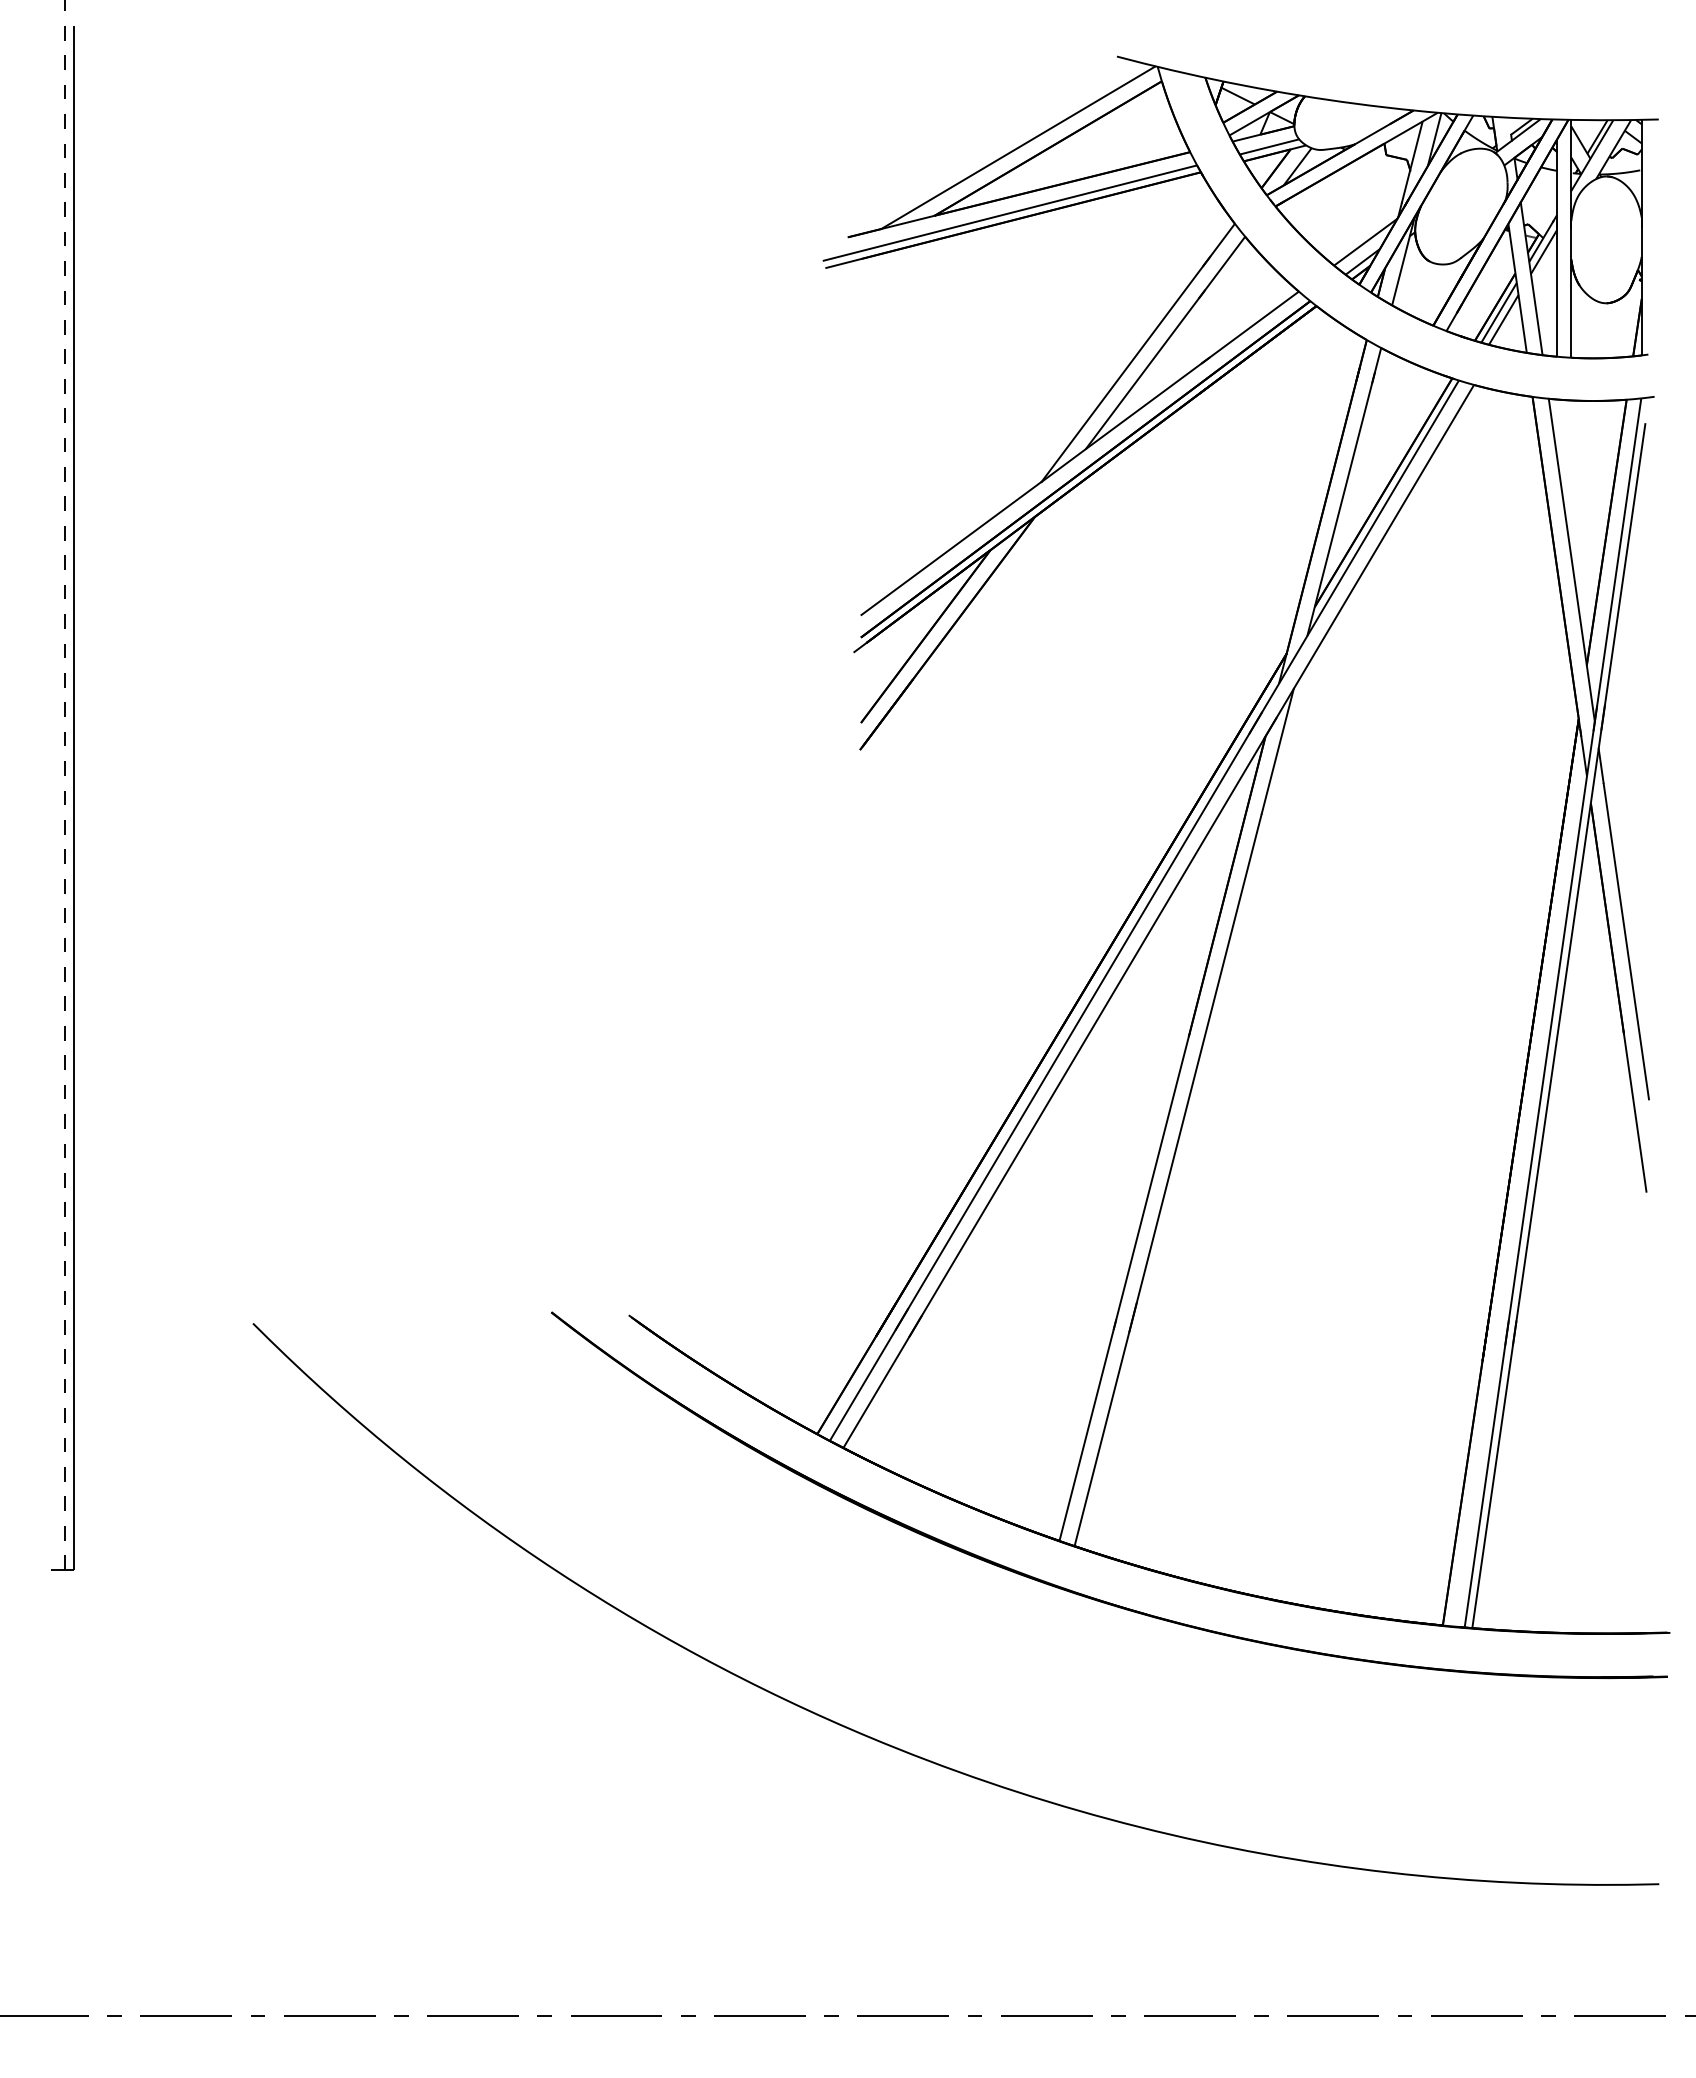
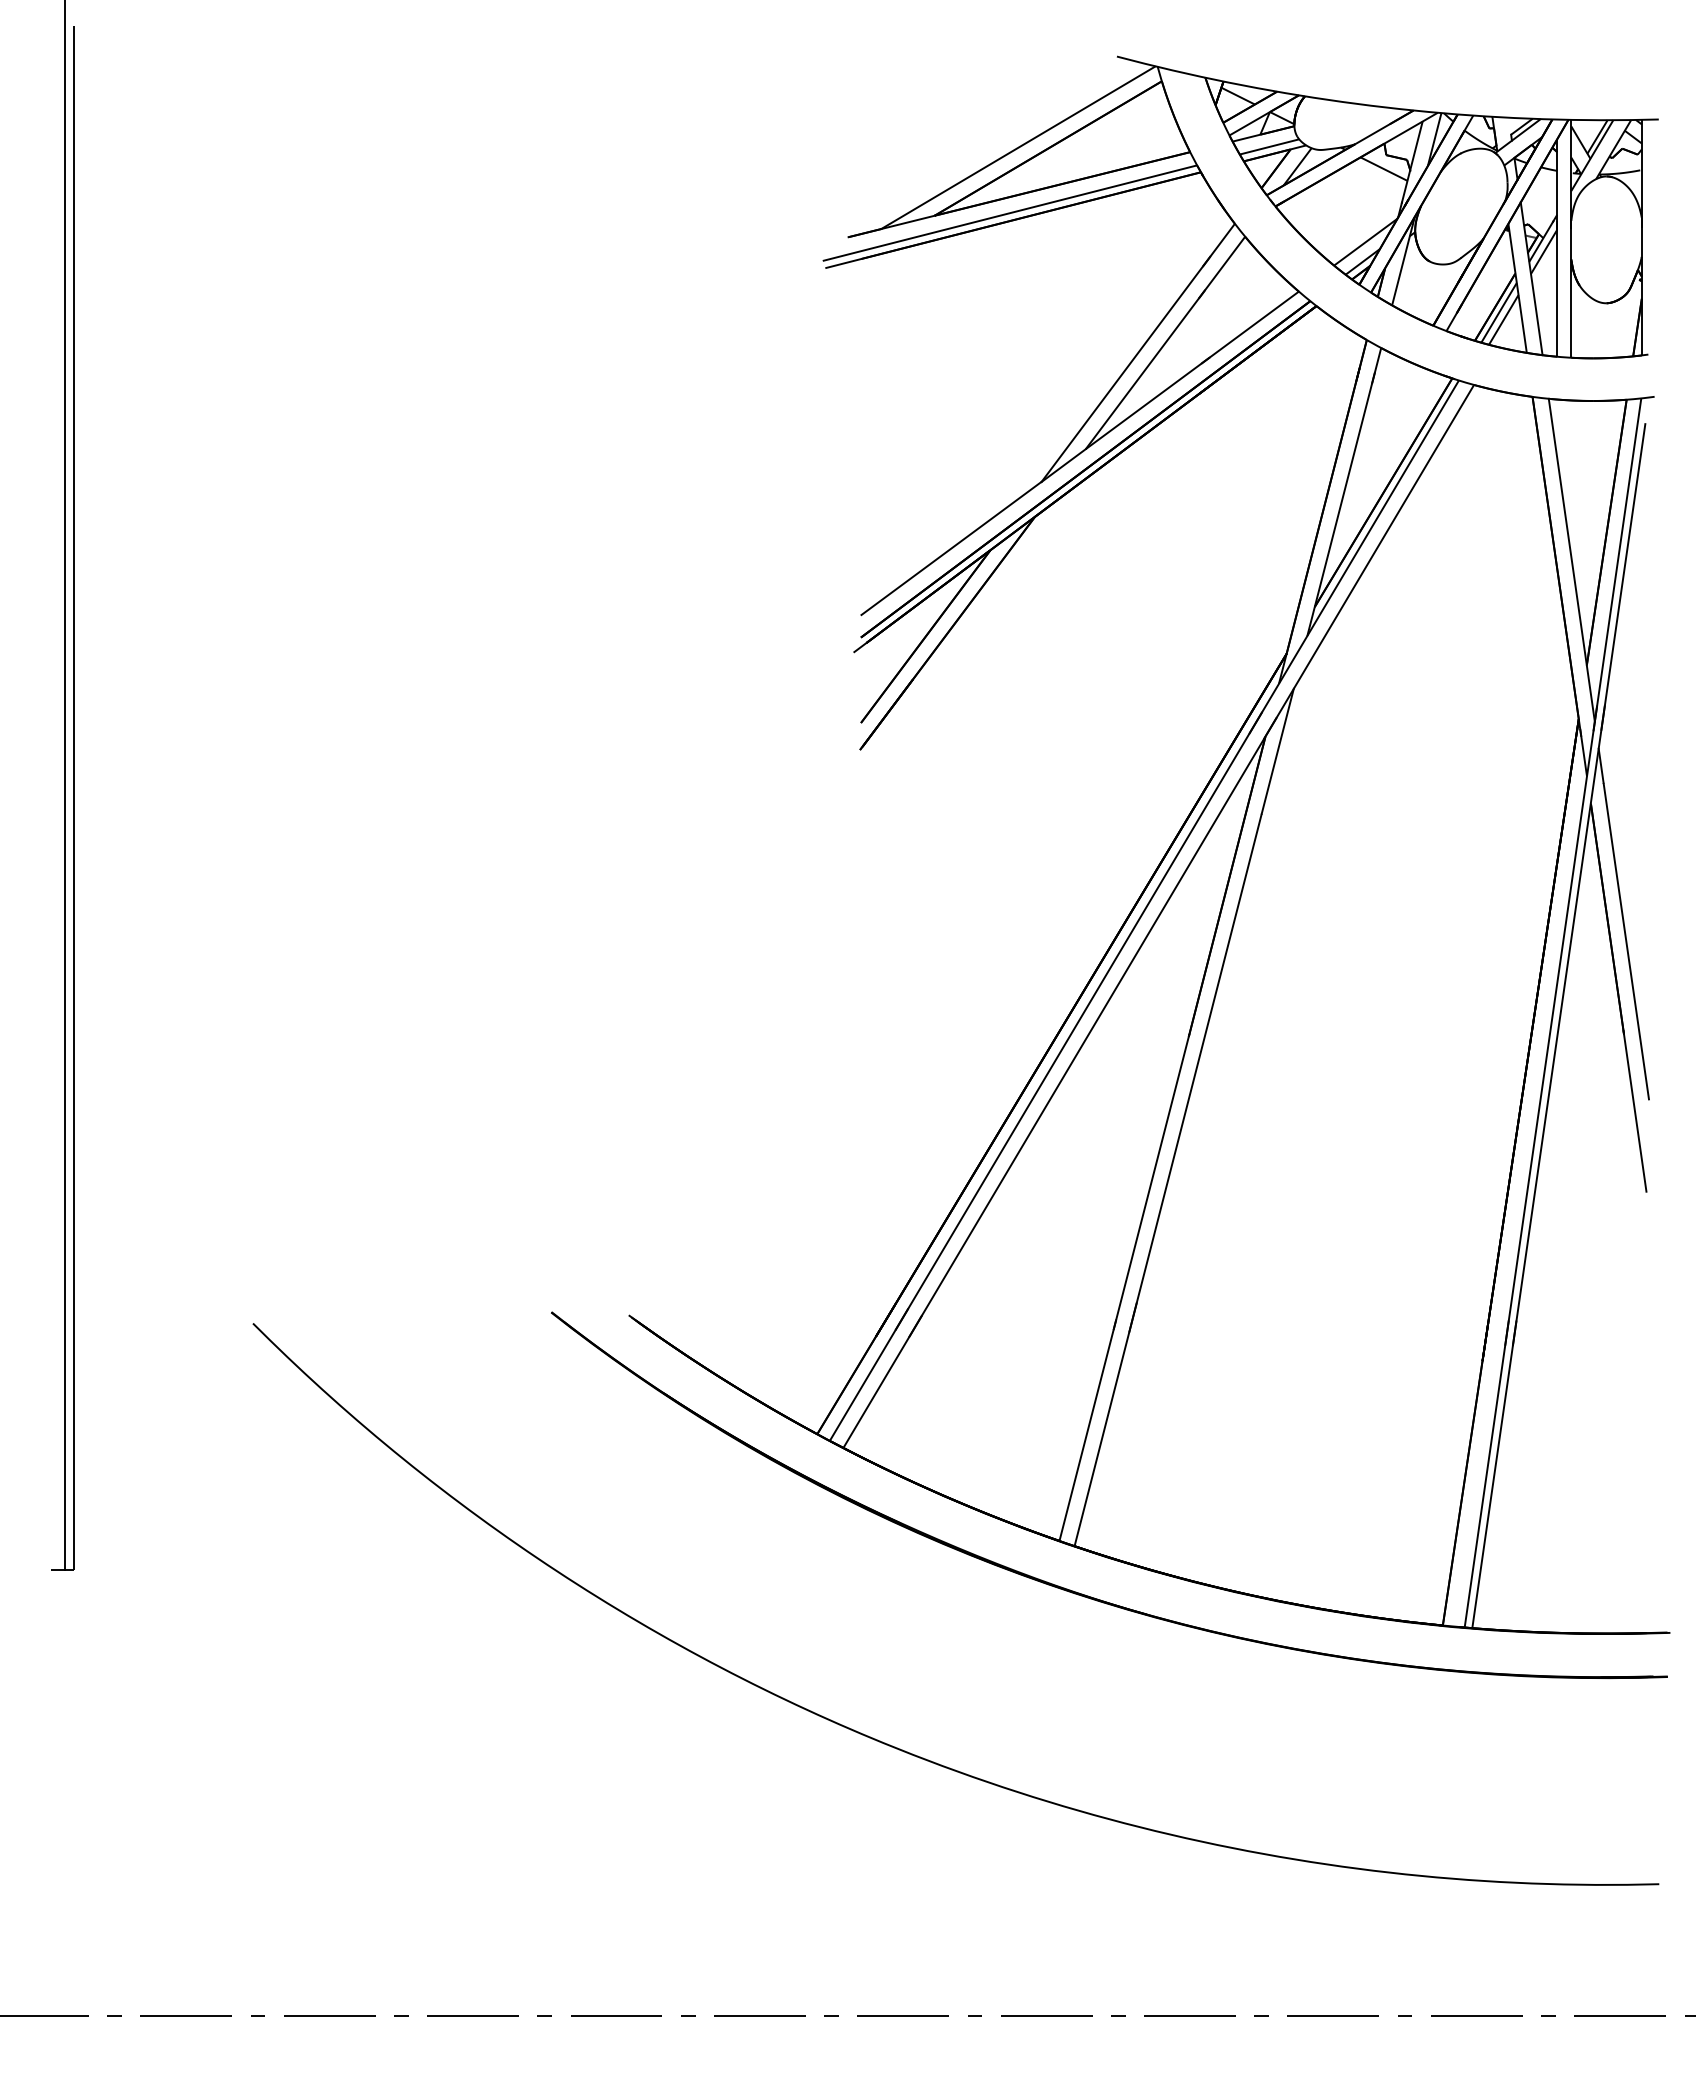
line: none -> present (1383, 168)
line: dashed -> solid (65, 785)
